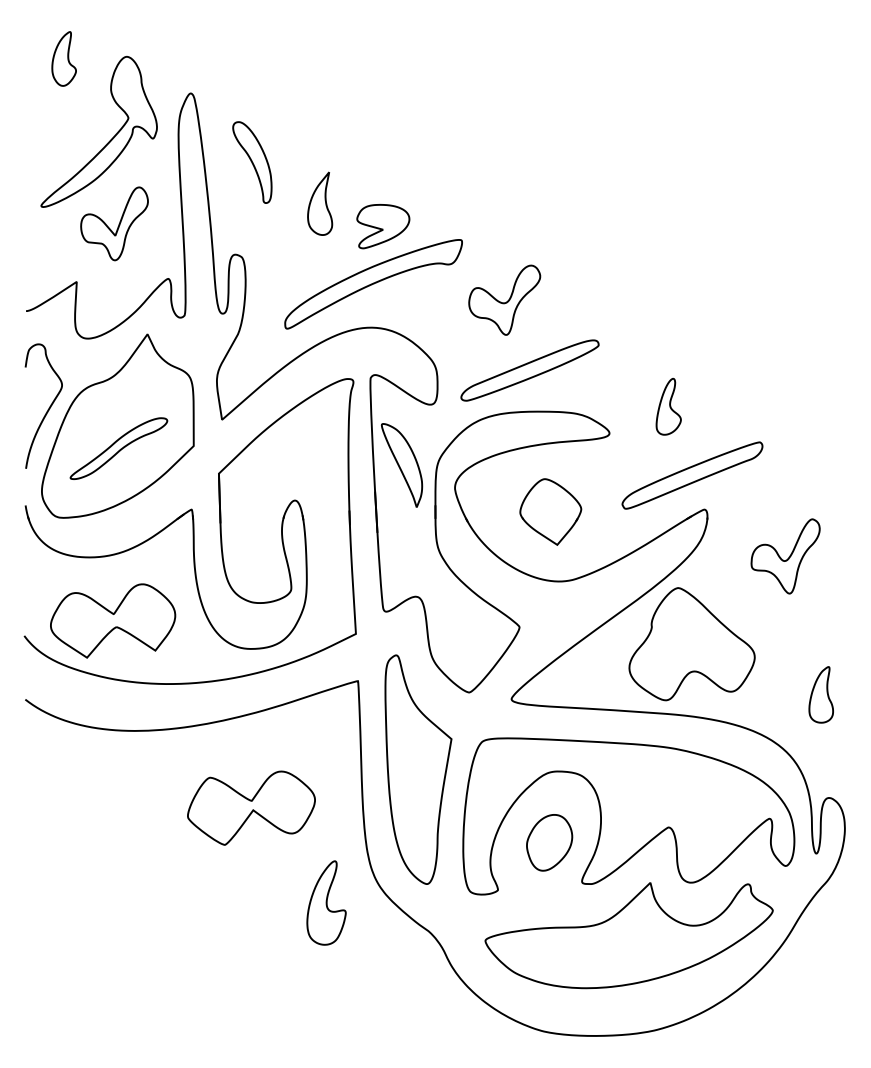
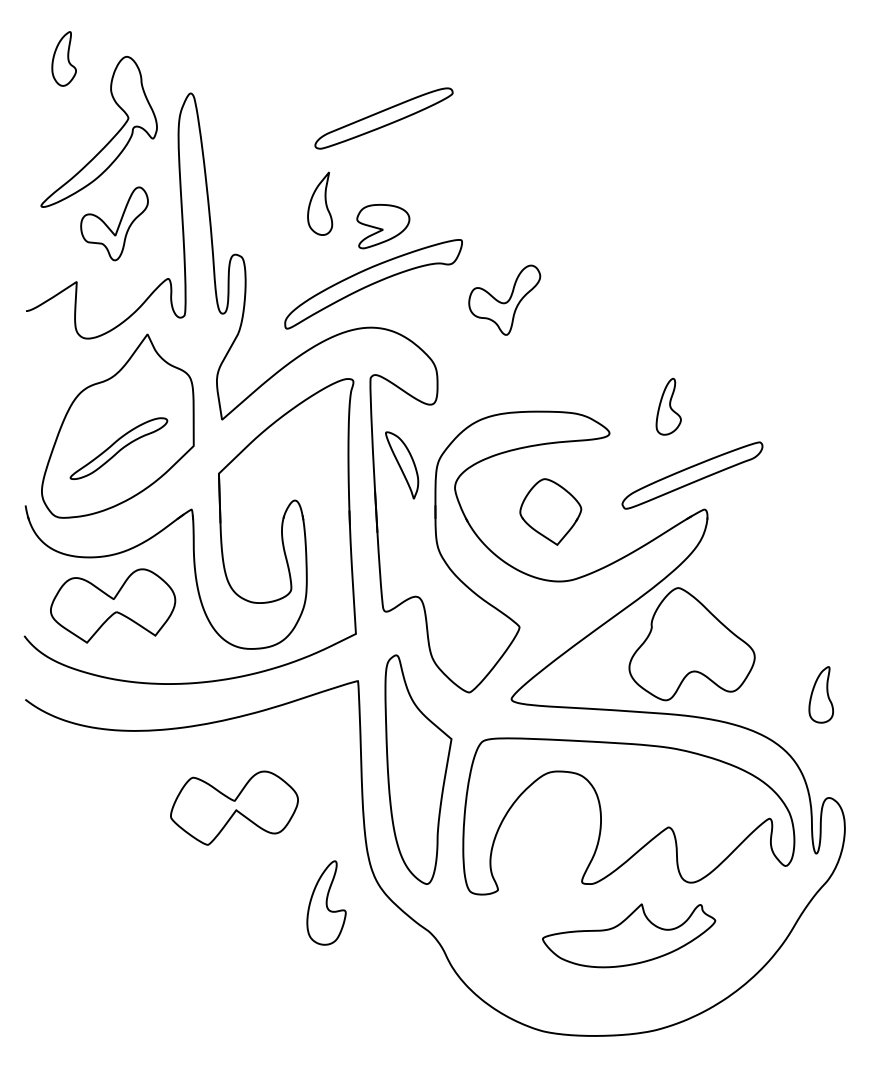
part: present -> none (252, 162)
part position: (529, 370) -> (383, 118) (383, 118)
curve: present -> none (47, 409)
part size: 43x85 px -> 35x69 px (402, 465)
part: present -> none (785, 556)
part position: (113, 620) -> (113, 605) (113, 605)
part position: (251, 807) -> (234, 807) (234, 807)
part: present -> none (549, 842)
part size: 290x108 px -> 175x66 px (629, 935)
